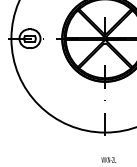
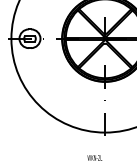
text position: (108, 159) -> (94, 157) (94, 157)
